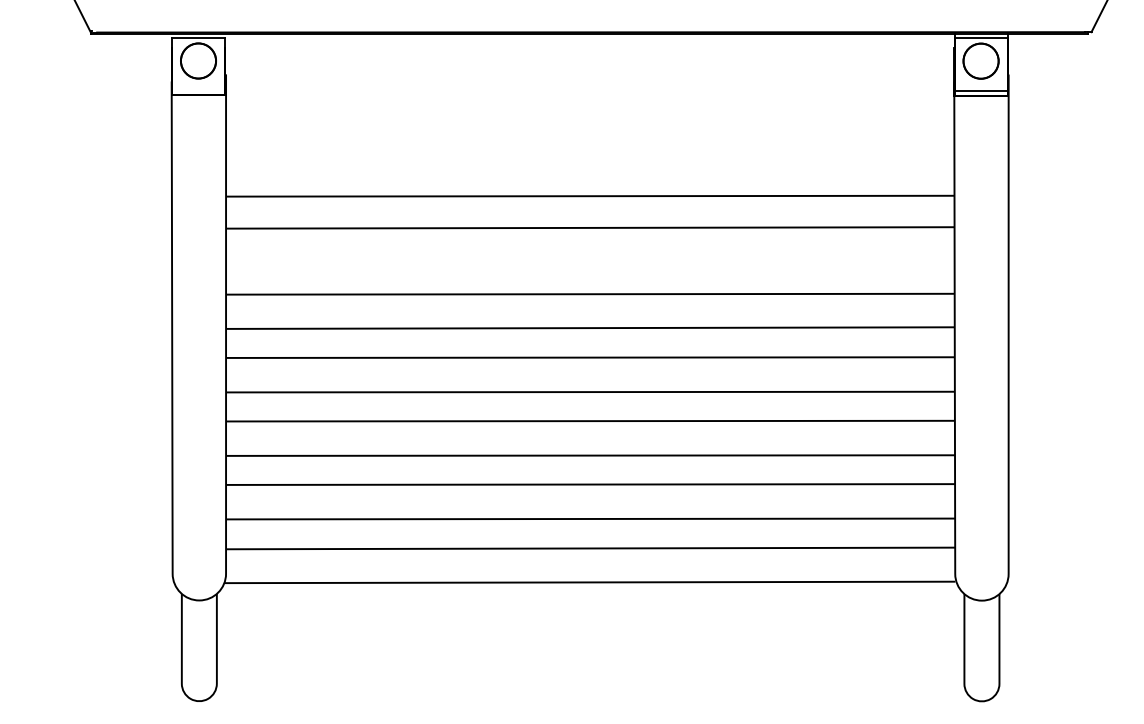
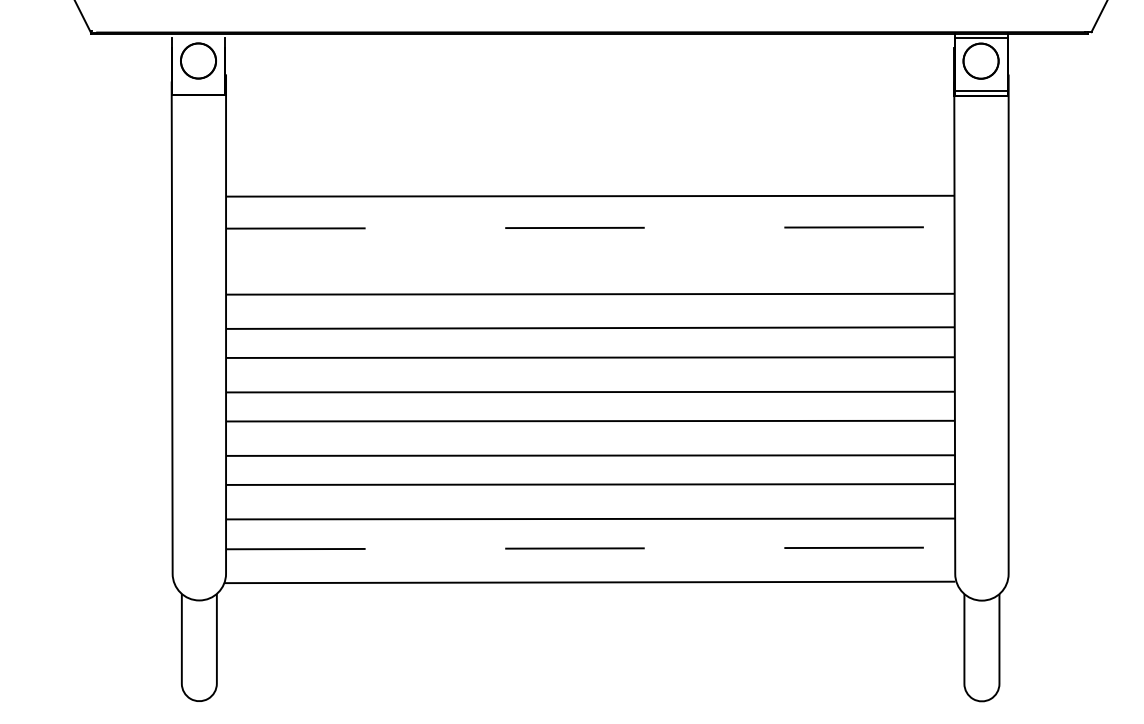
line: present -> none (198, 38)
line: solid -> dashed (590, 227)
line: solid -> dashed (590, 548)
